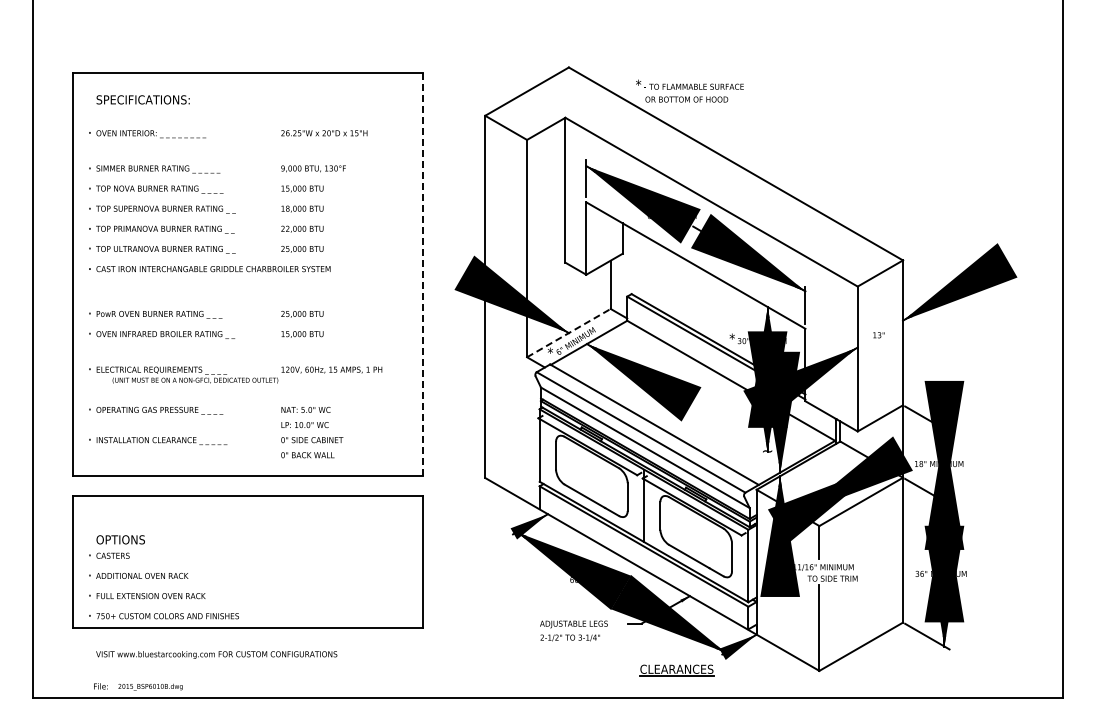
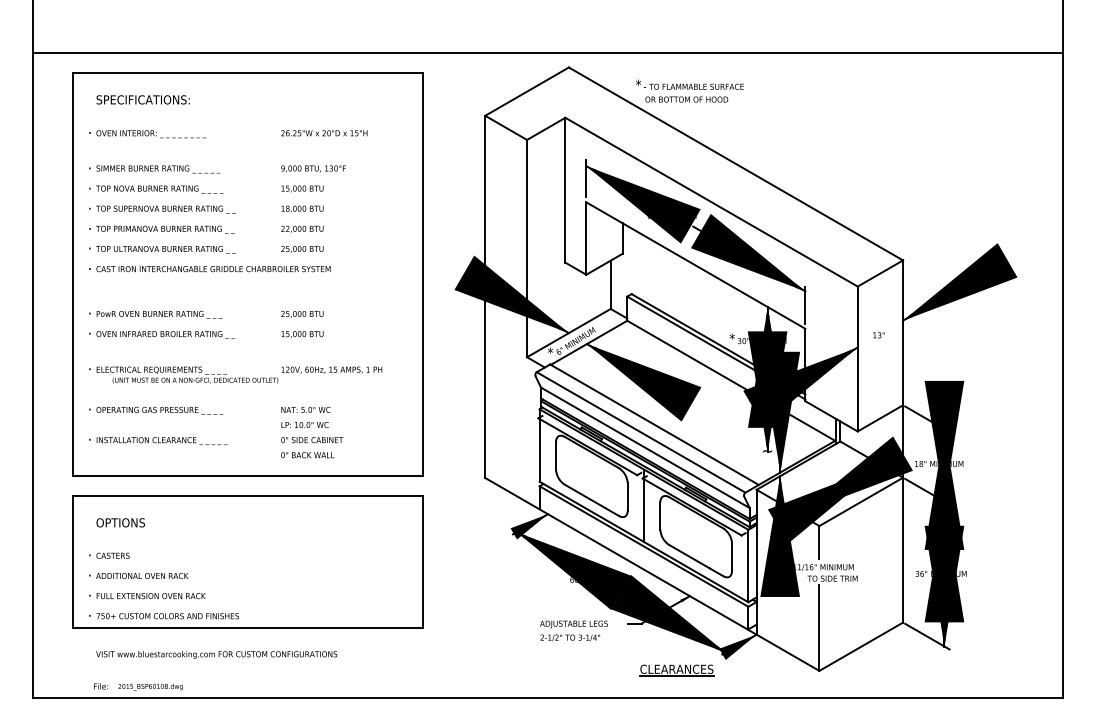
line: none -> present (547, 52)
line: dashed -> solid (423, 273)
line: dashed -> solid (569, 332)
text position: (120, 539) -> (120, 522) (120, 522)
